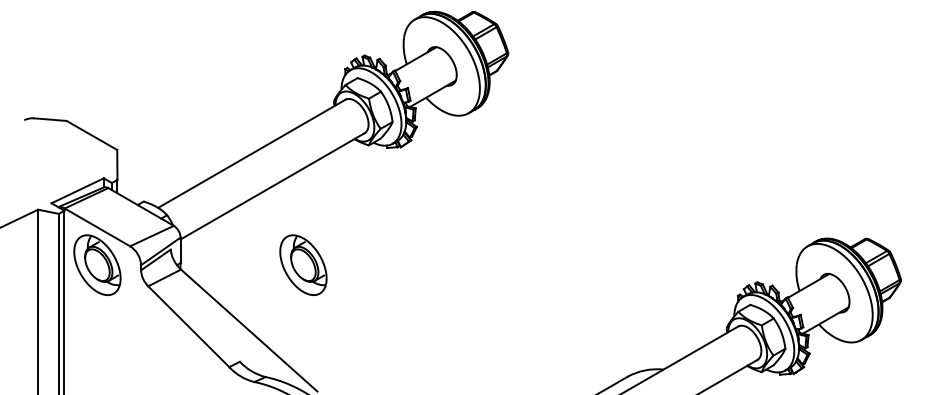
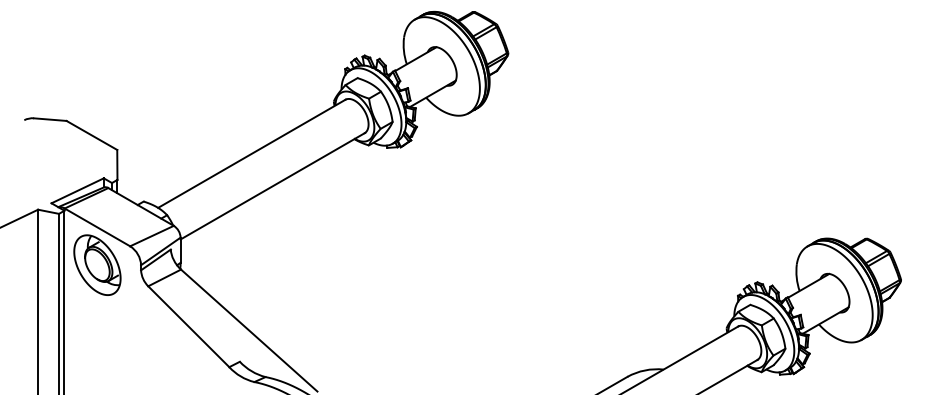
part: present -> none (303, 264)
